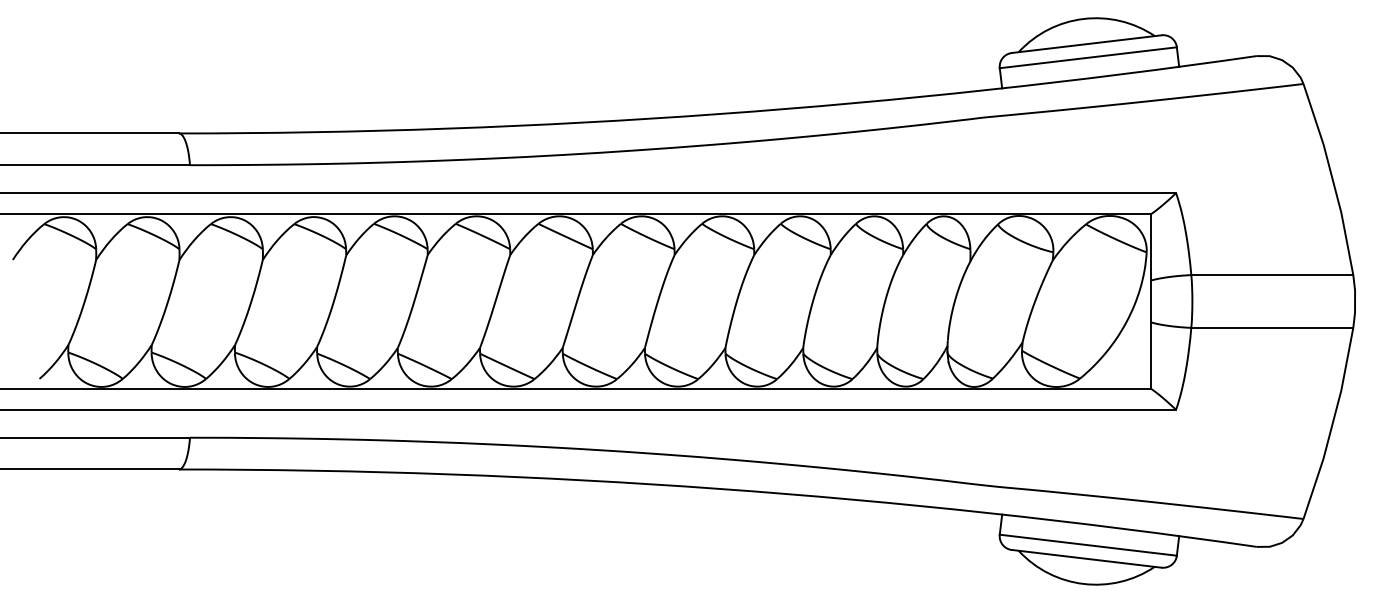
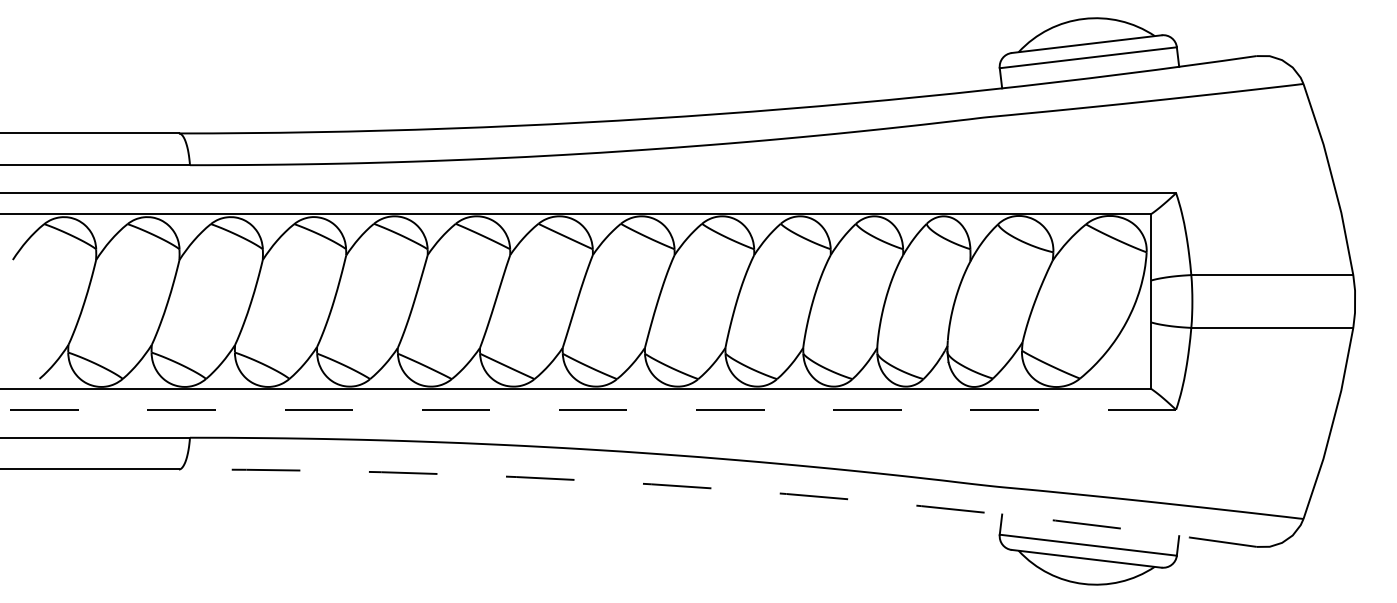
line: solid -> dashed (588, 409)
arc: solid -> dashed (719, 488)
